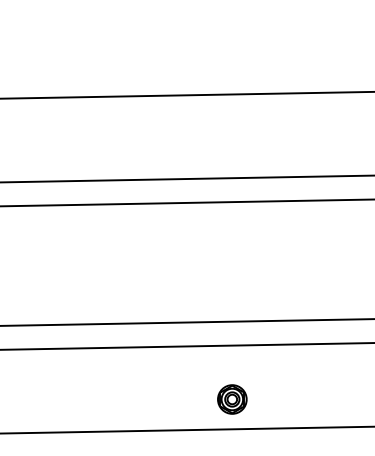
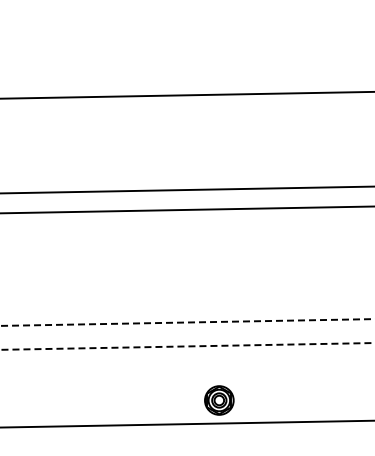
line position: (186, 178) -> (186, 189) (186, 189)
line position: (186, 202) -> (186, 209) (186, 209)
line: solid -> dashed (186, 322)
line: solid -> dashed (187, 346)
part position: (232, 399) -> (219, 400) (219, 400)
line position: (186, 429) -> (186, 423) (186, 423)
